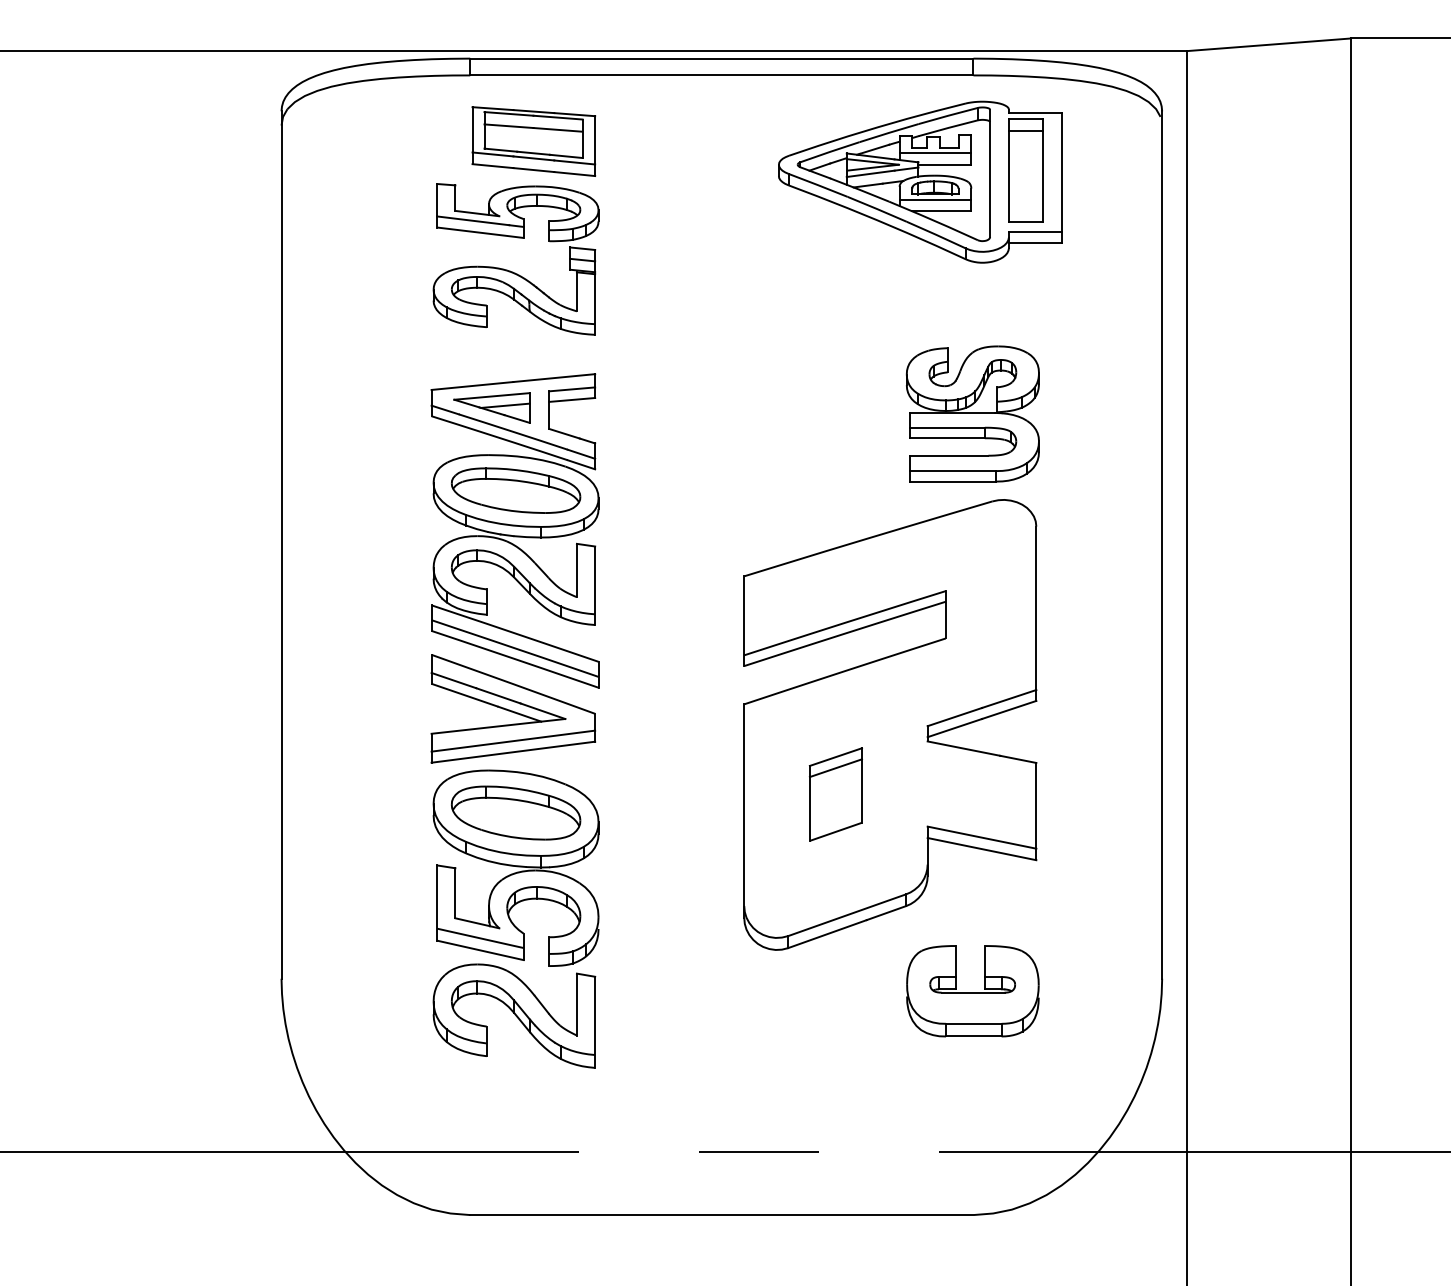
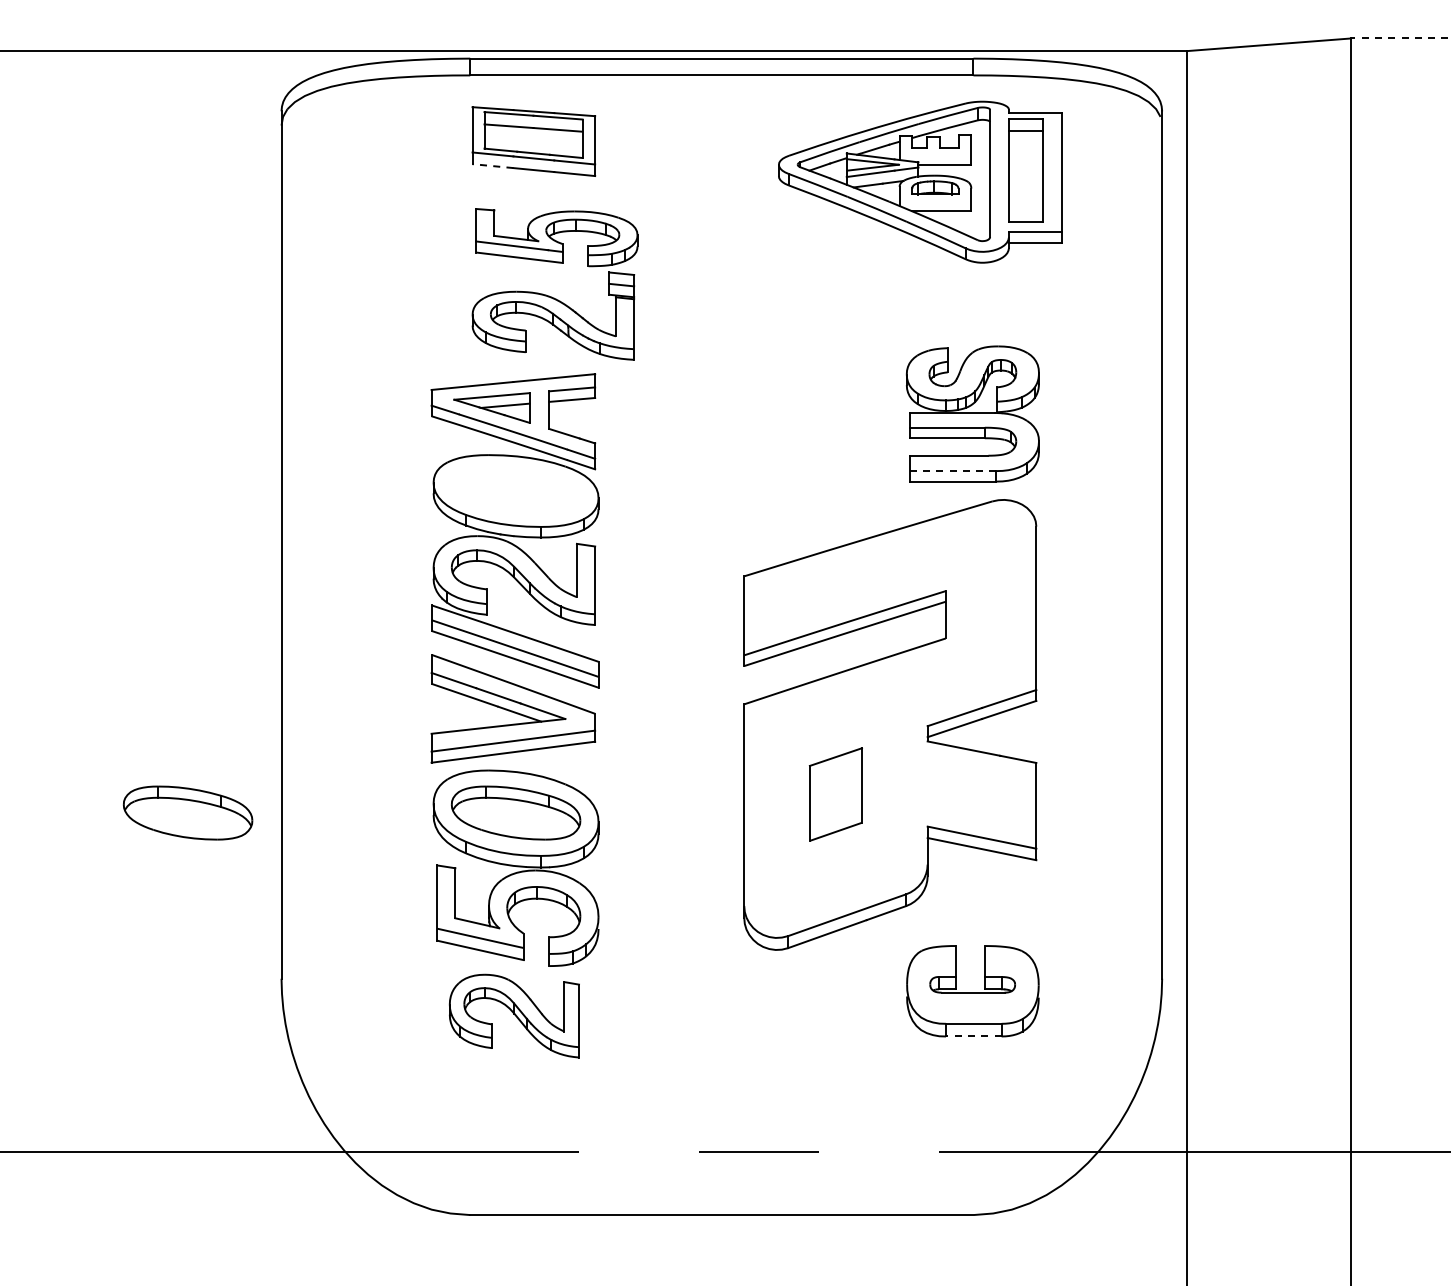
line: solid -> dashed (1400, 38)
line: present -> none (935, 153)
line: solid -> dashed (493, 166)
line: present -> none (935, 200)
part position: (510, 270) -> (549, 295) (549, 295)
line: solid -> dashed (952, 471)
part: present -> none (516, 490)
line: present -> none (835, 768)
part: none -> present (188, 812)
part size: 165x106 px -> 132x86 px (513, 1015)
line: solid -> dashed (973, 1036)
